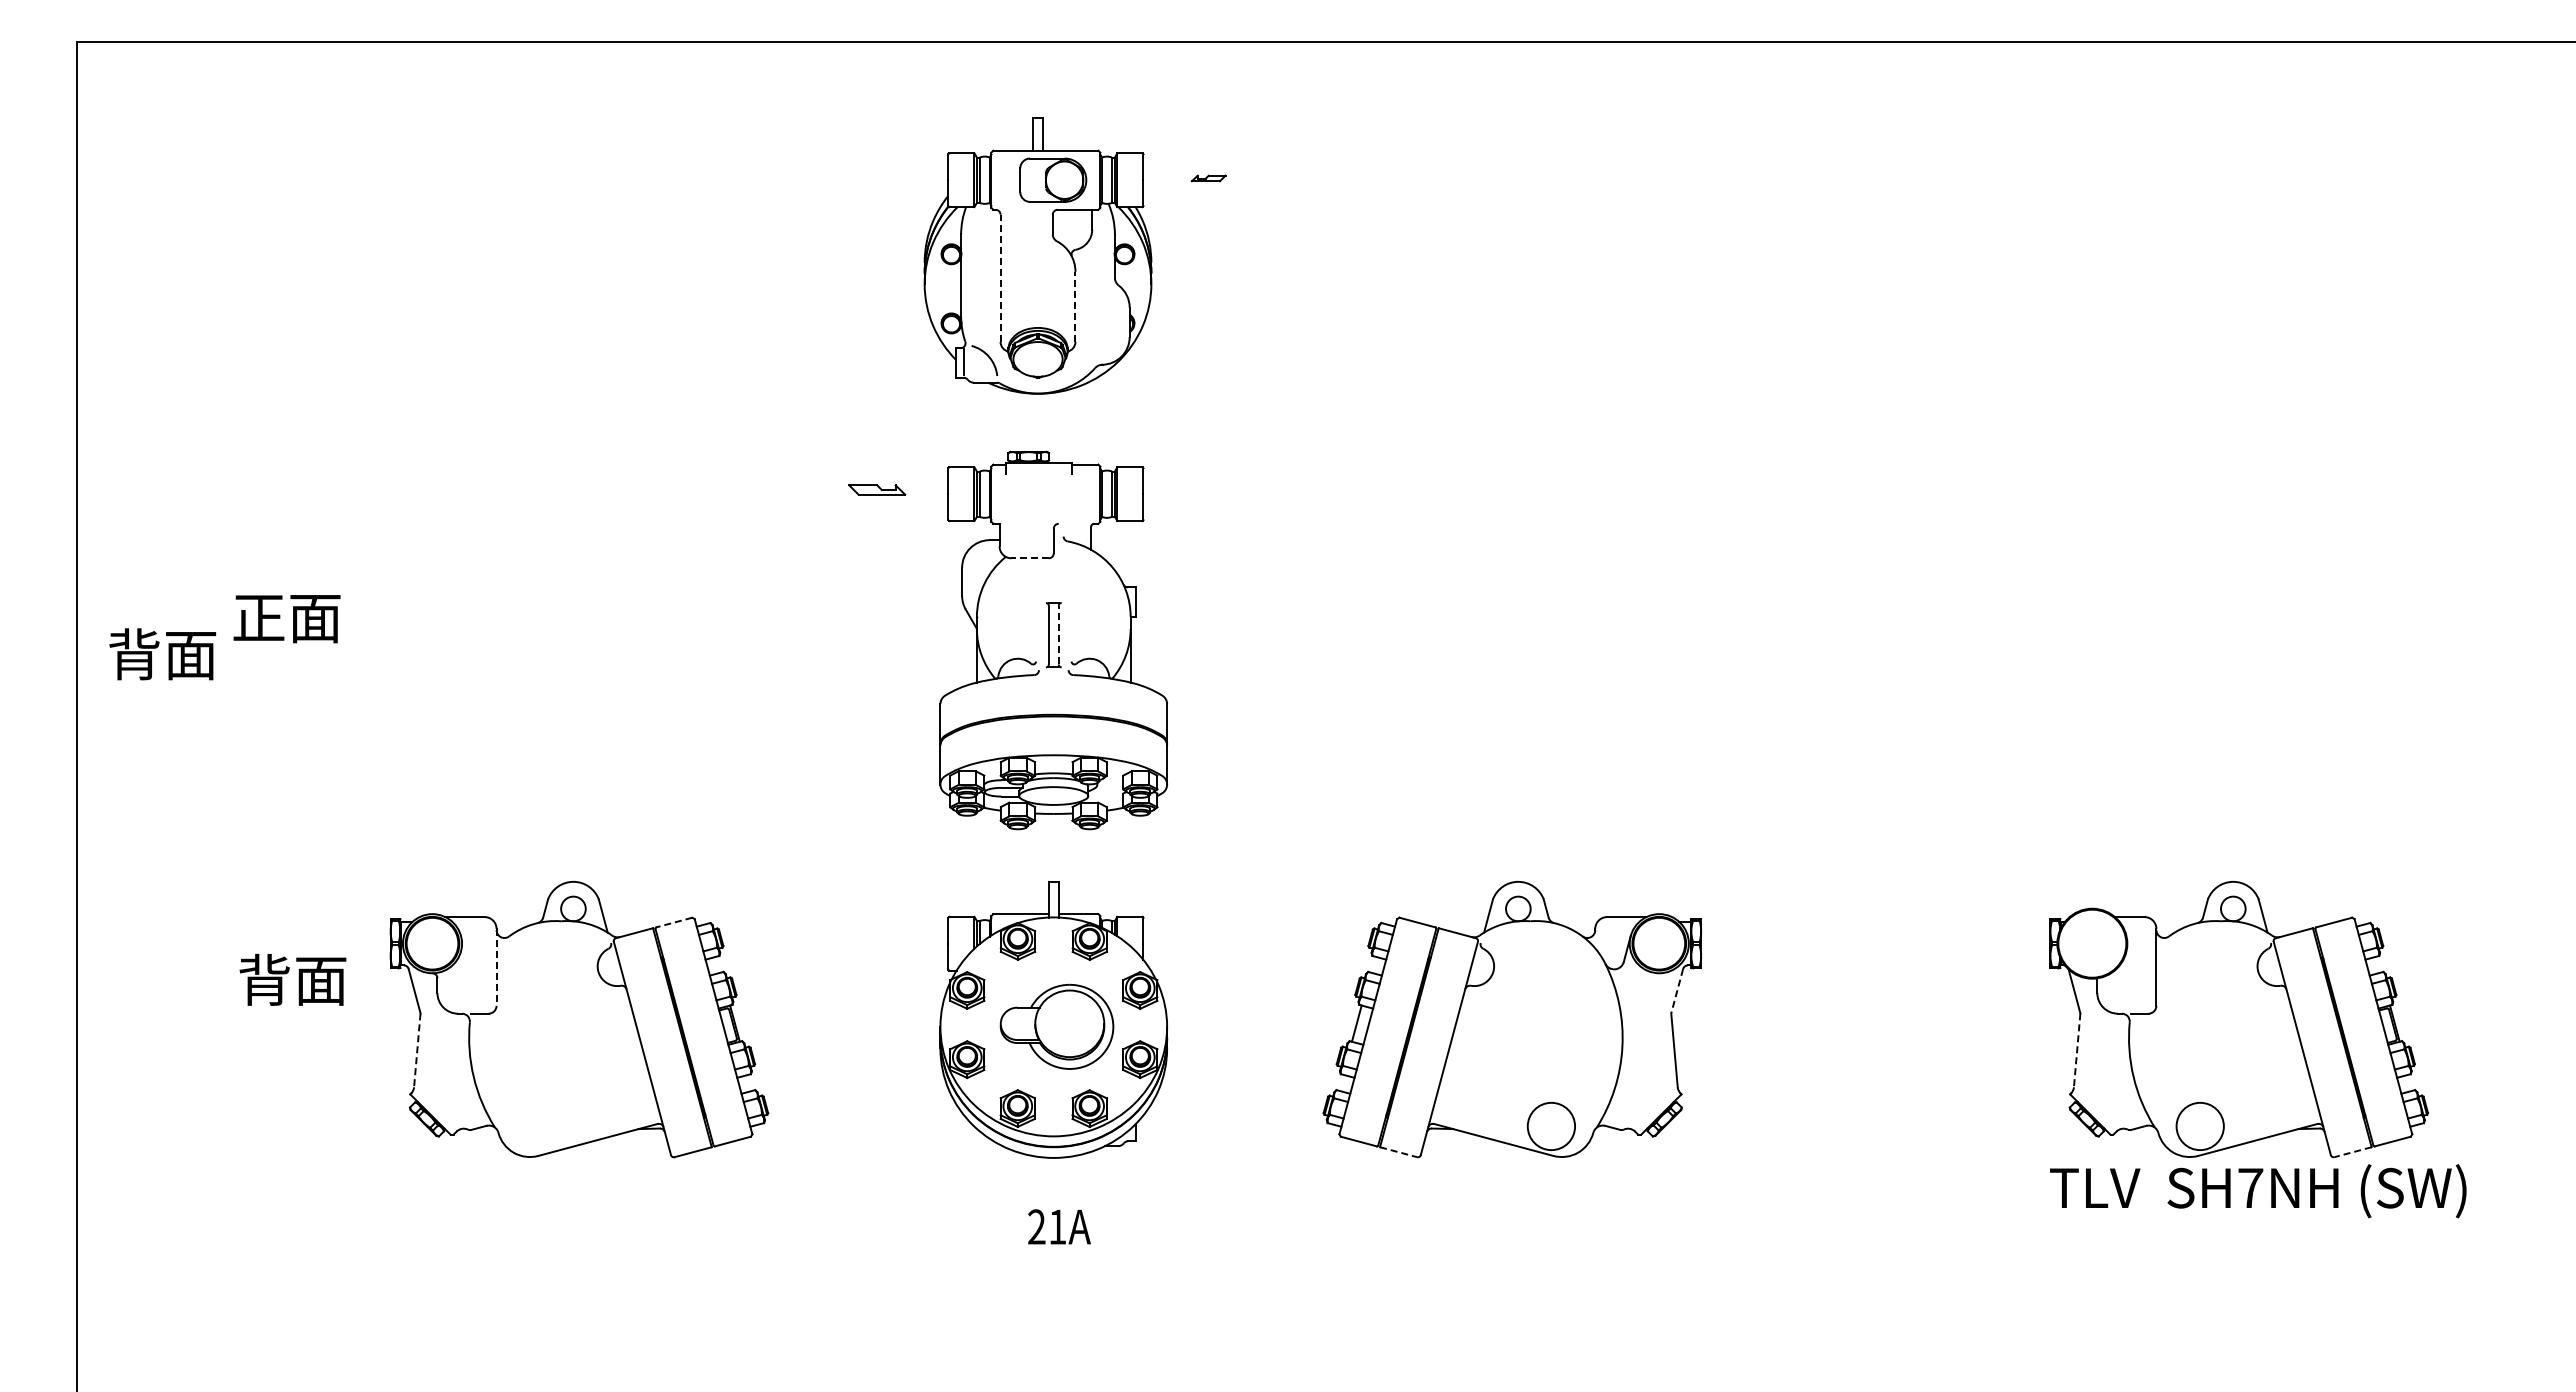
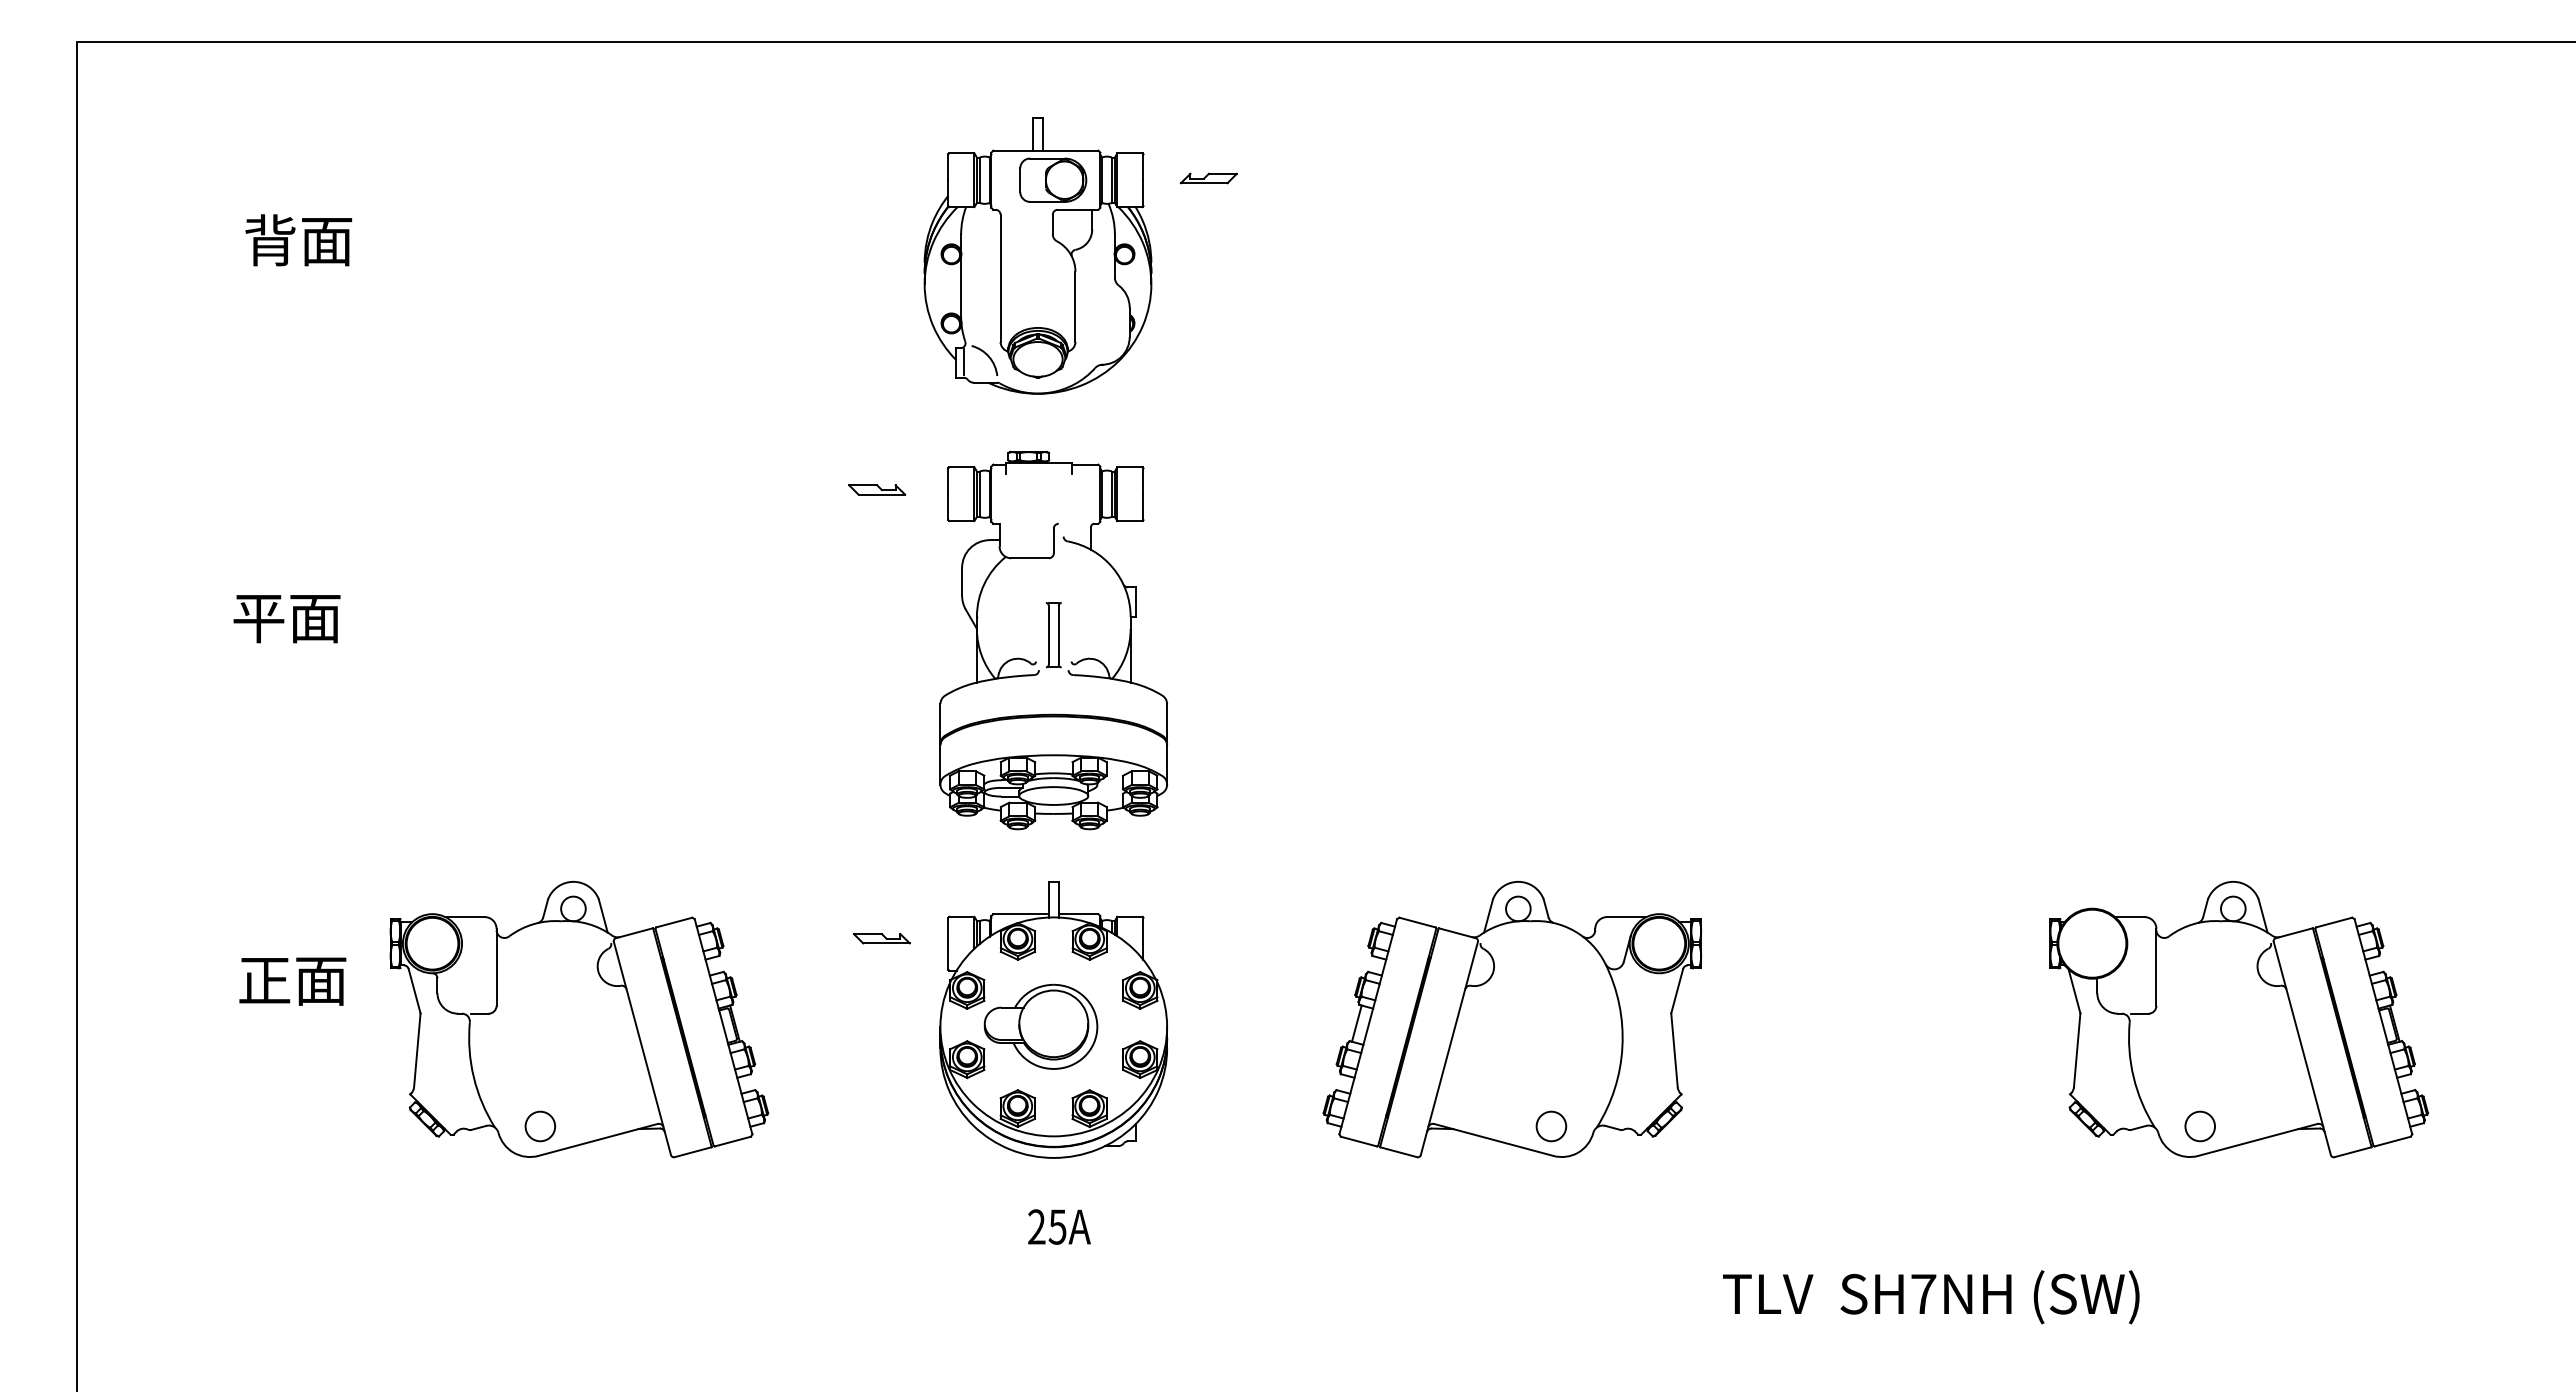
part size: 37x9 px -> 59x13 px (1208, 178)
line: dashed -> solid (1000, 278)
line: dashed -> solid (1075, 306)
line: dashed -> solid (1030, 558)
text: 正面 -> 平面 (258, 619)
line: dashed -> solid (1058, 634)
text position: (162, 654) -> (298, 240) (298, 240)
line: dashed -> solid (674, 922)
part: none -> present (881, 938)
line: dashed -> solid (496, 967)
text: 背面 -> 正面 (264, 979)
line: dashed -> solid (1677, 991)
part position: (1056, 1026) -> (1040, 1026) (1040, 1026)
line: dashed -> solid (417, 1050)
line: dashed -> solid (2077, 1050)
circle: none -> present (539, 1126)
circle diameter: 47 px -> 30 px (1551, 1126)
circle diameter: 47 px -> 30 px (2200, 1126)
line: dashed -> solid (1399, 1152)
line: dashed -> solid (2352, 1152)
text position: (2258, 1191) -> (1931, 1297) (1931, 1297)
text: 21A -> 25A (1057, 1226)
